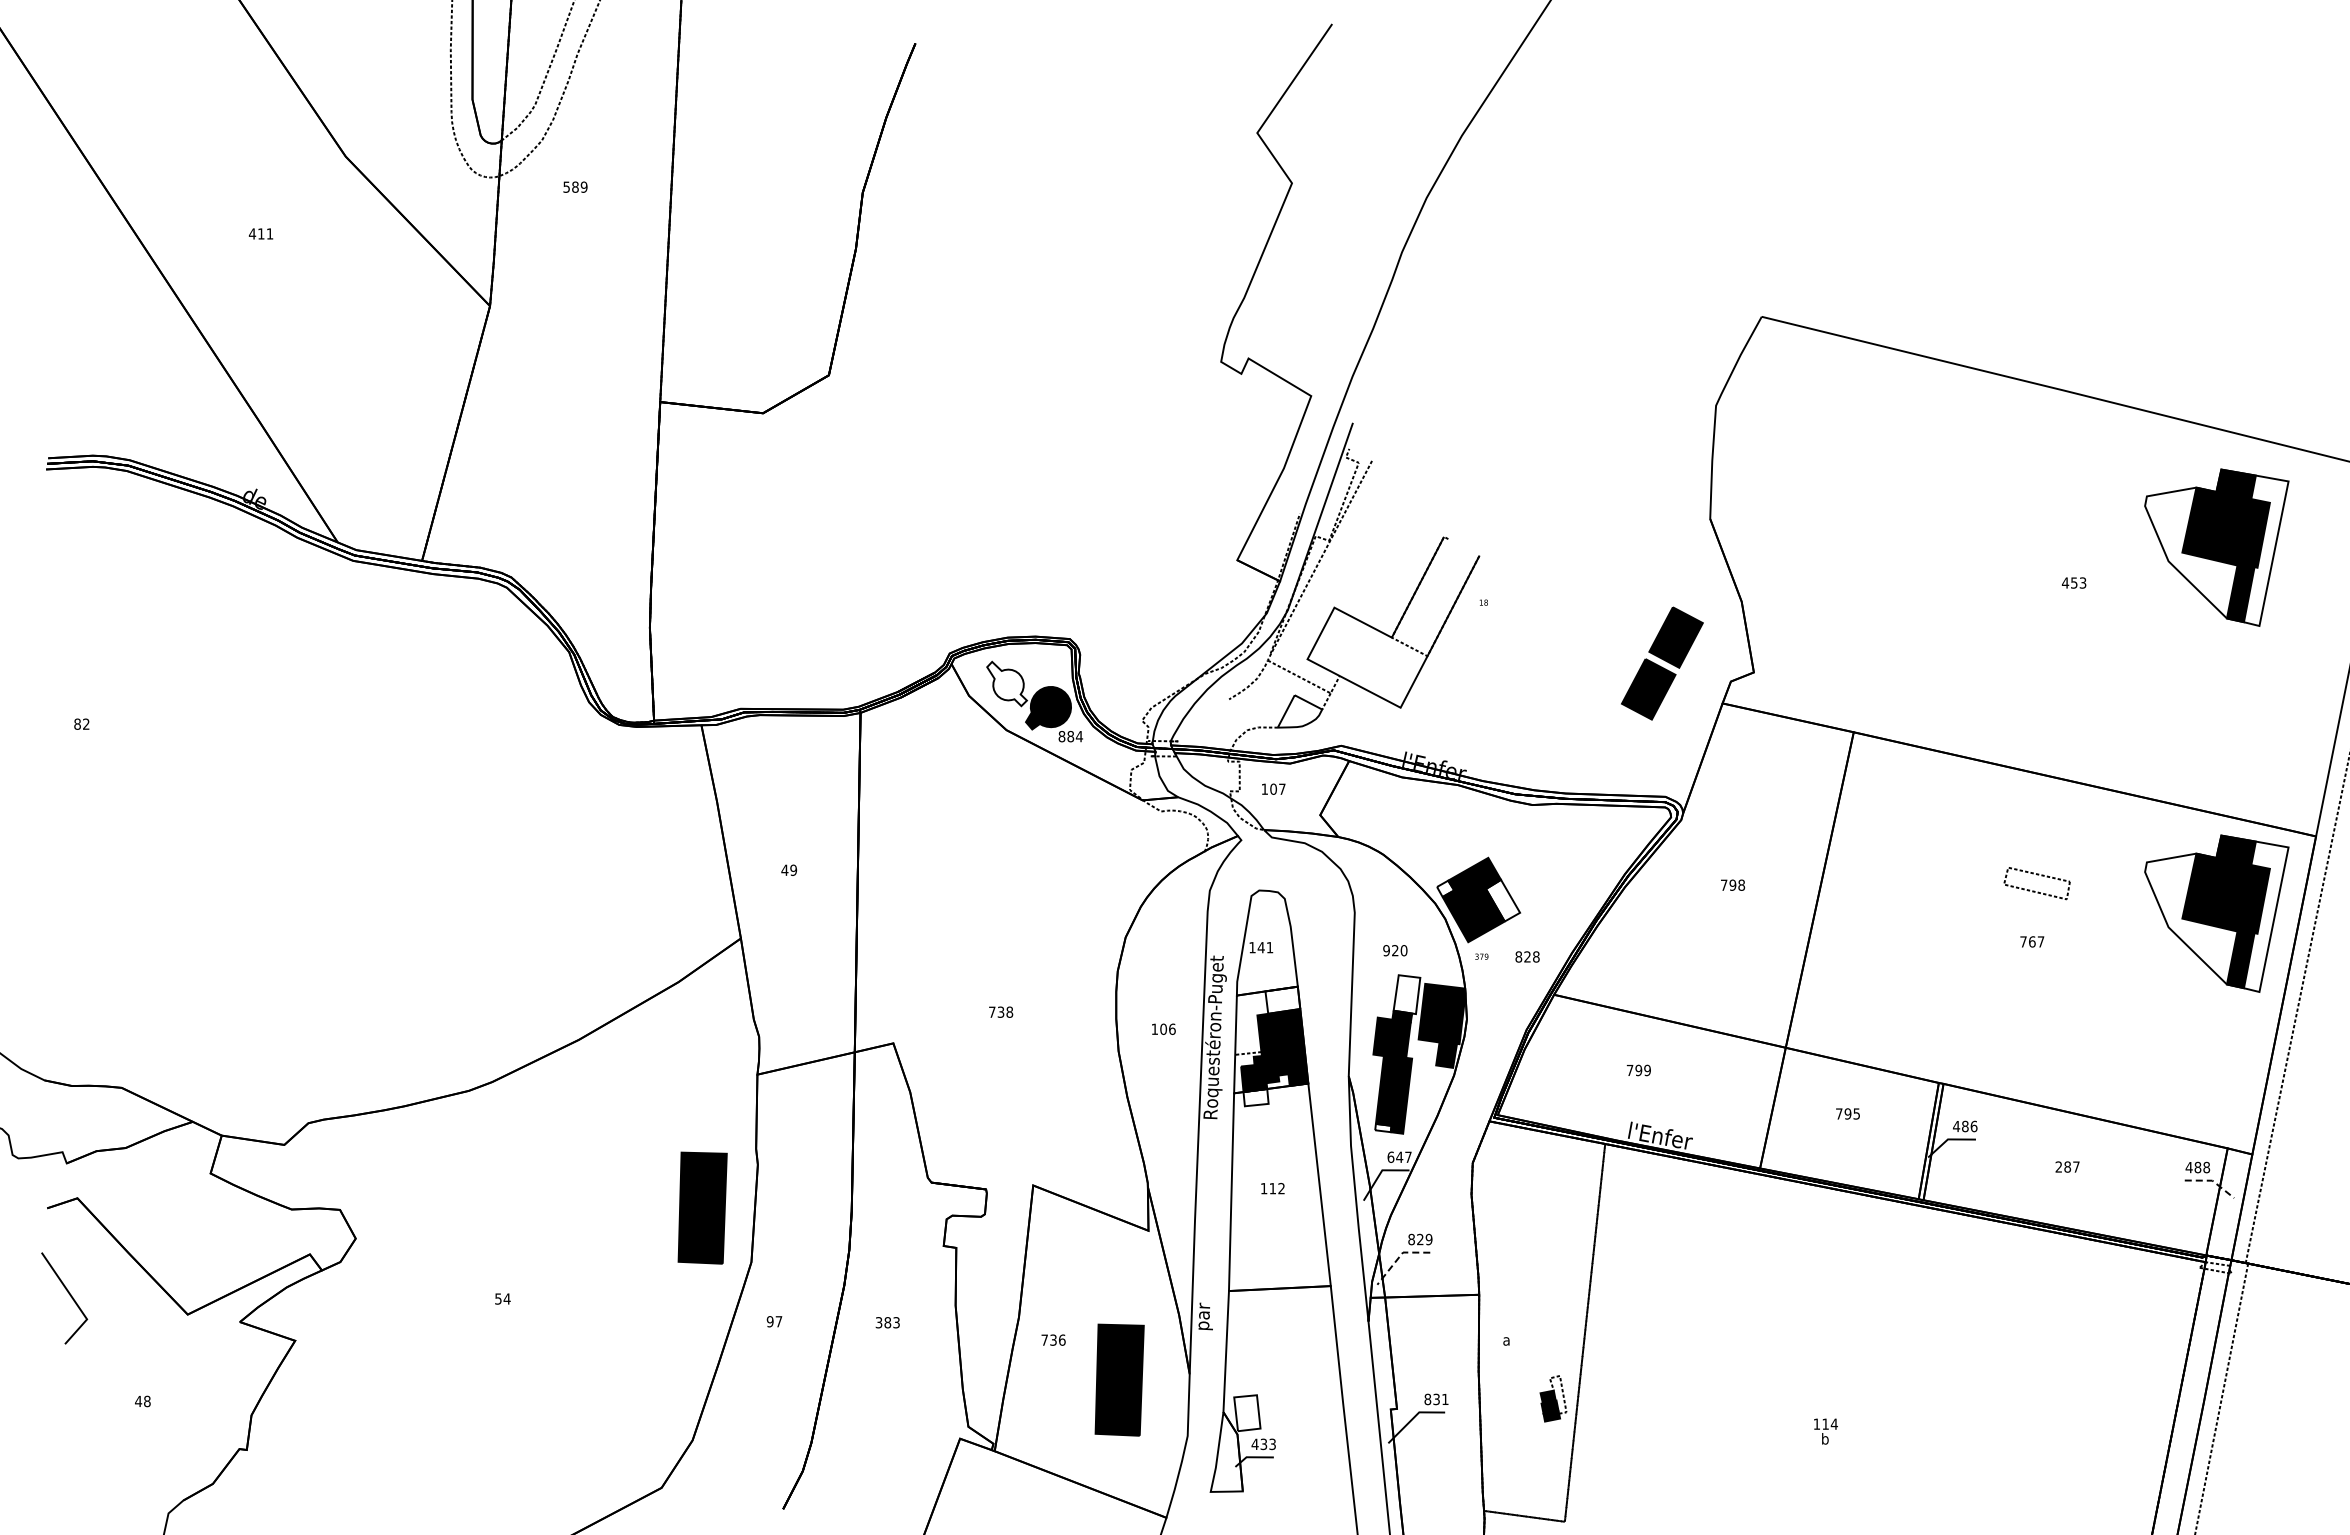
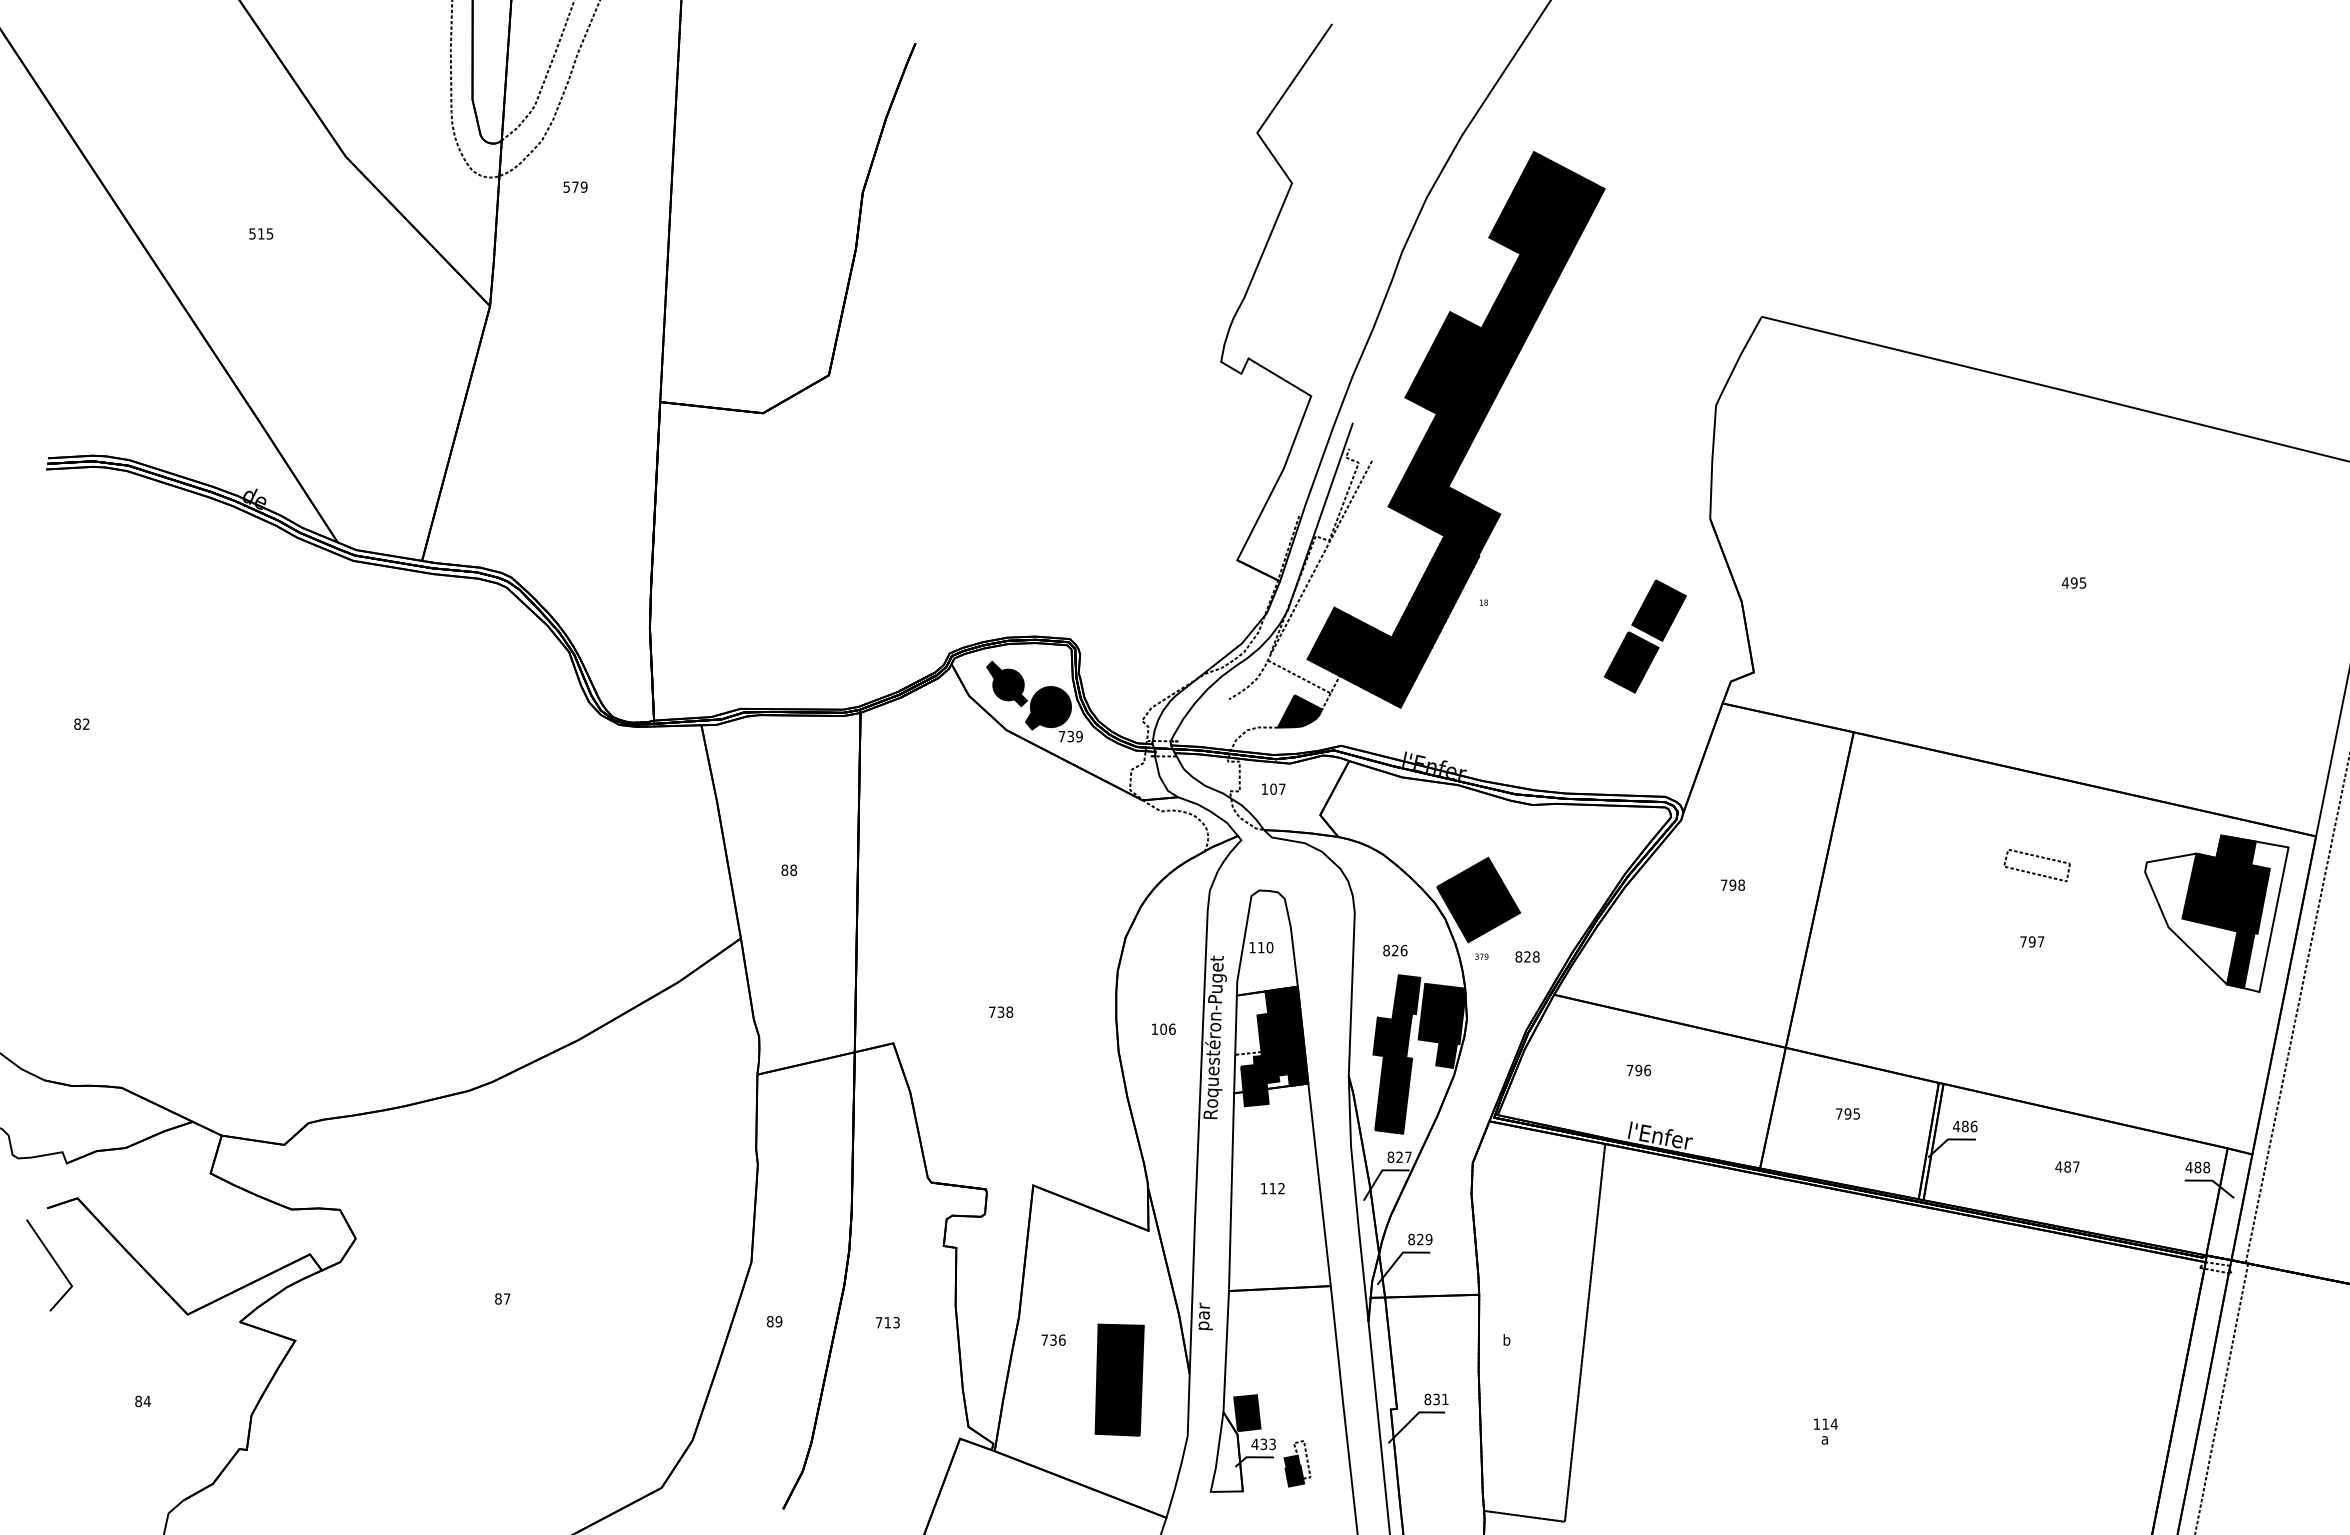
text: 589 -> 579 (575, 186)
text: 411 -> 515 (260, 233)
fill: none -> present (1456, 428)
part: present -> none (2216, 547)
text: 453 -> 495 (2078, 582)
part position: (1662, 663) -> (1645, 636) (1645, 636)
fill: none -> present (1006, 683)
fill: none -> present (1299, 711)
text: 884 -> 739 (1070, 736)
text: 49 -> 88 (789, 869)
fill: none -> present (1445, 888)
part position: (2034, 890) -> (2034, 872) (2034, 872)
fill: none -> present (1503, 900)
text: 767 -> 797 (2031, 941)
text: 141 -> 110 (1265, 947)
text: 920 -> 826 (1395, 950)
fill: none -> present (1406, 994)
fill: none -> present (1282, 999)
text: 799 -> 796 (1647, 1070)
fill: none -> present (1255, 1097)
fill: none -> present (1383, 1127)
text: 647 -> 827 (1395, 1156)
text: 287 -> 487 (2058, 1166)
line: dashed -> solid (2212, 1180)
part: present -> none (702, 1207)
line: dashed -> solid (1398, 1257)
line position: (69, 1295) -> (54, 1262) (54, 1262)
text: 54 -> 87 (502, 1298)
text: 97 -> 89 (774, 1321)
text: 383 -> 713 (883, 1322)
text: a -> b (1506, 1339)
part position: (1553, 1398) -> (1297, 1463) (1297, 1463)
text: 48 -> 84 (142, 1401)
fill: none -> present (1247, 1413)
text: b -> a (1824, 1438)
